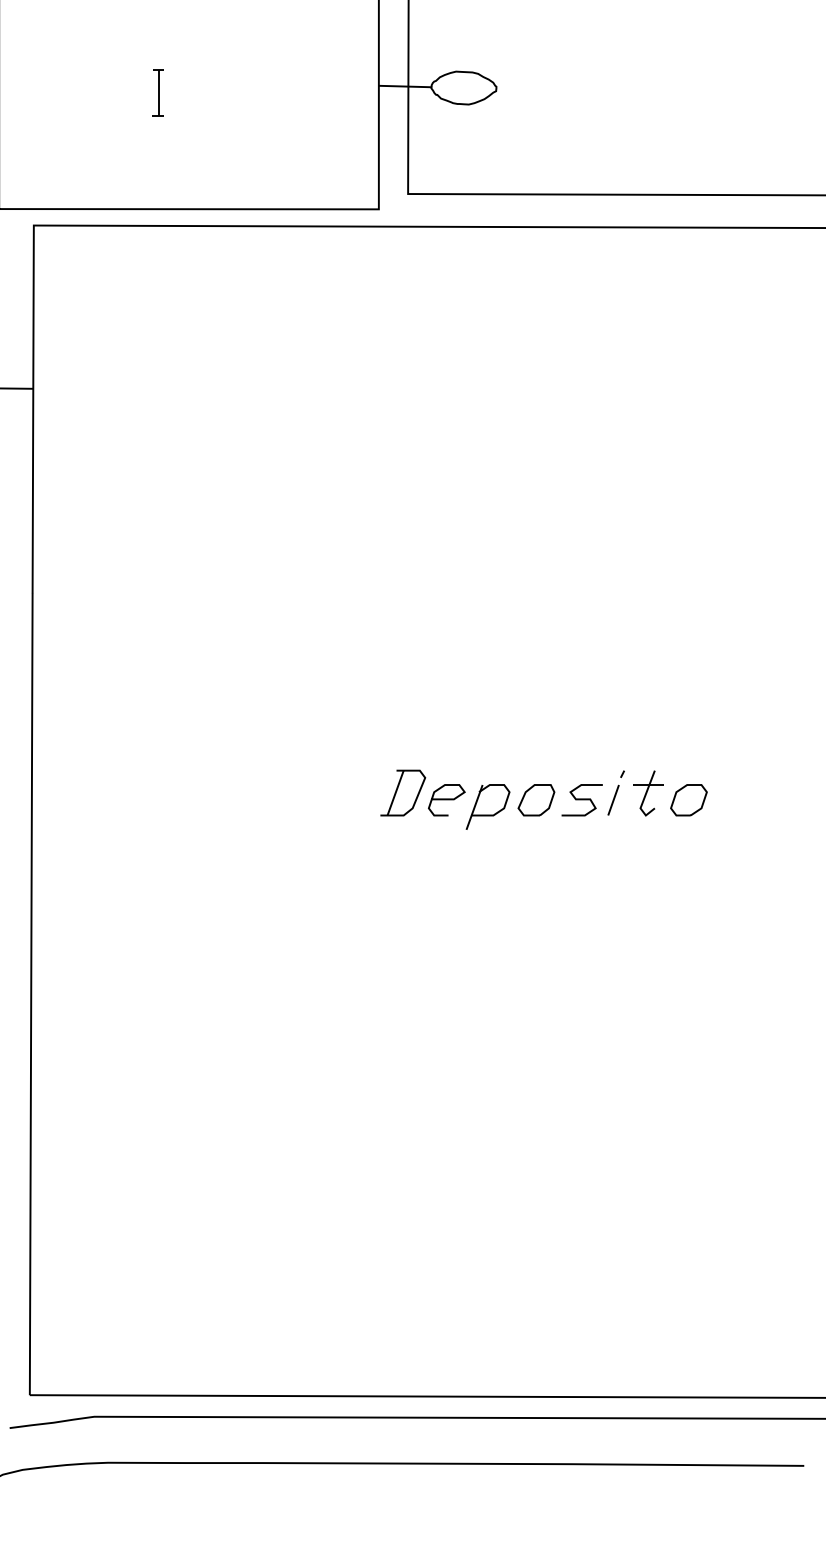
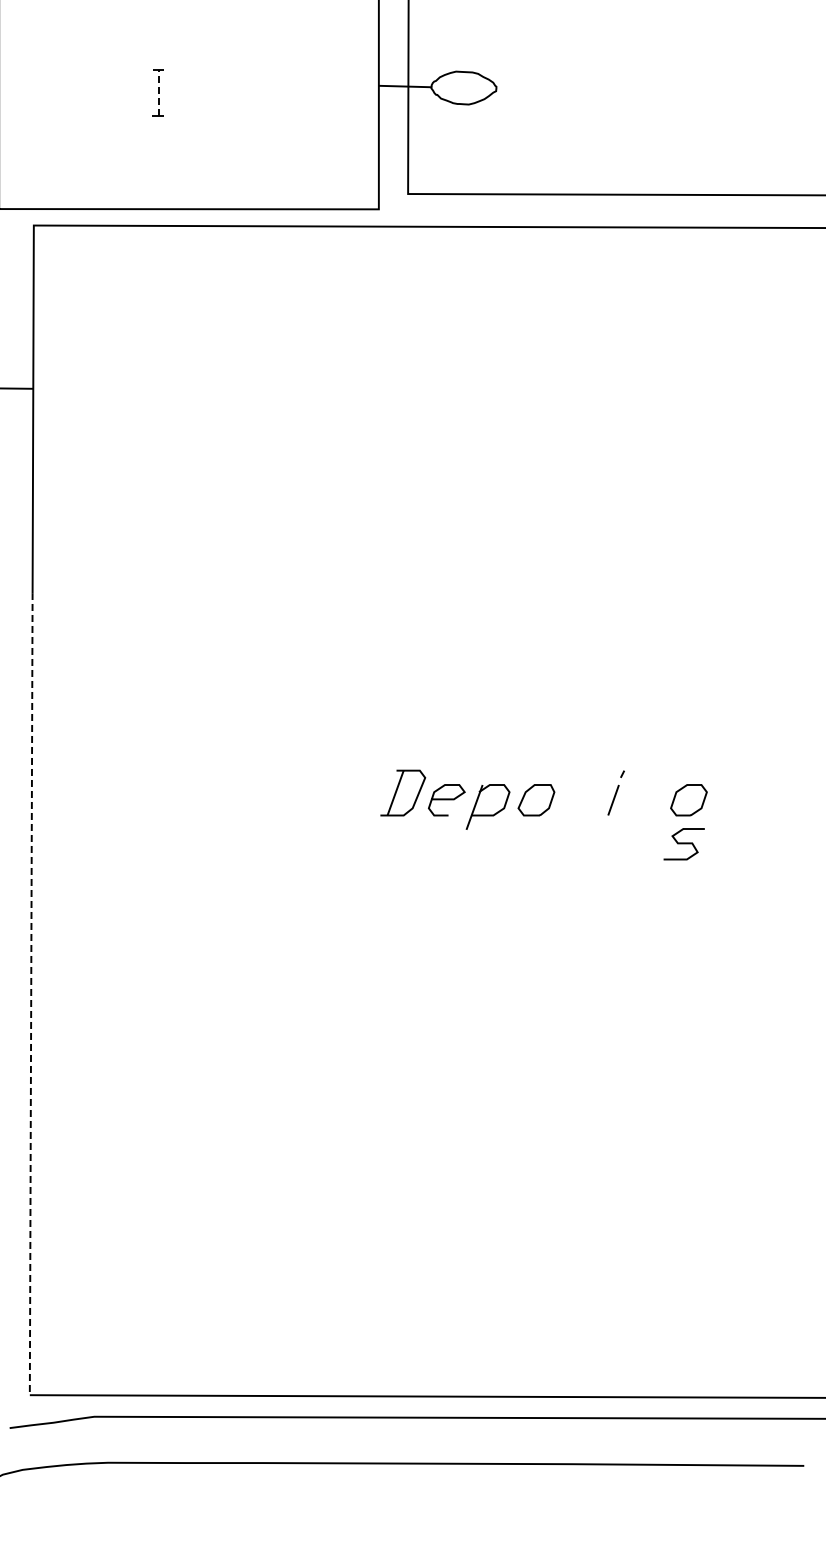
line: solid -> dashed (158, 93)
part: present -> none (648, 793)
curve position: (581, 800) -> (683, 844) (683, 844)
line: solid -> dashed (31, 993)
